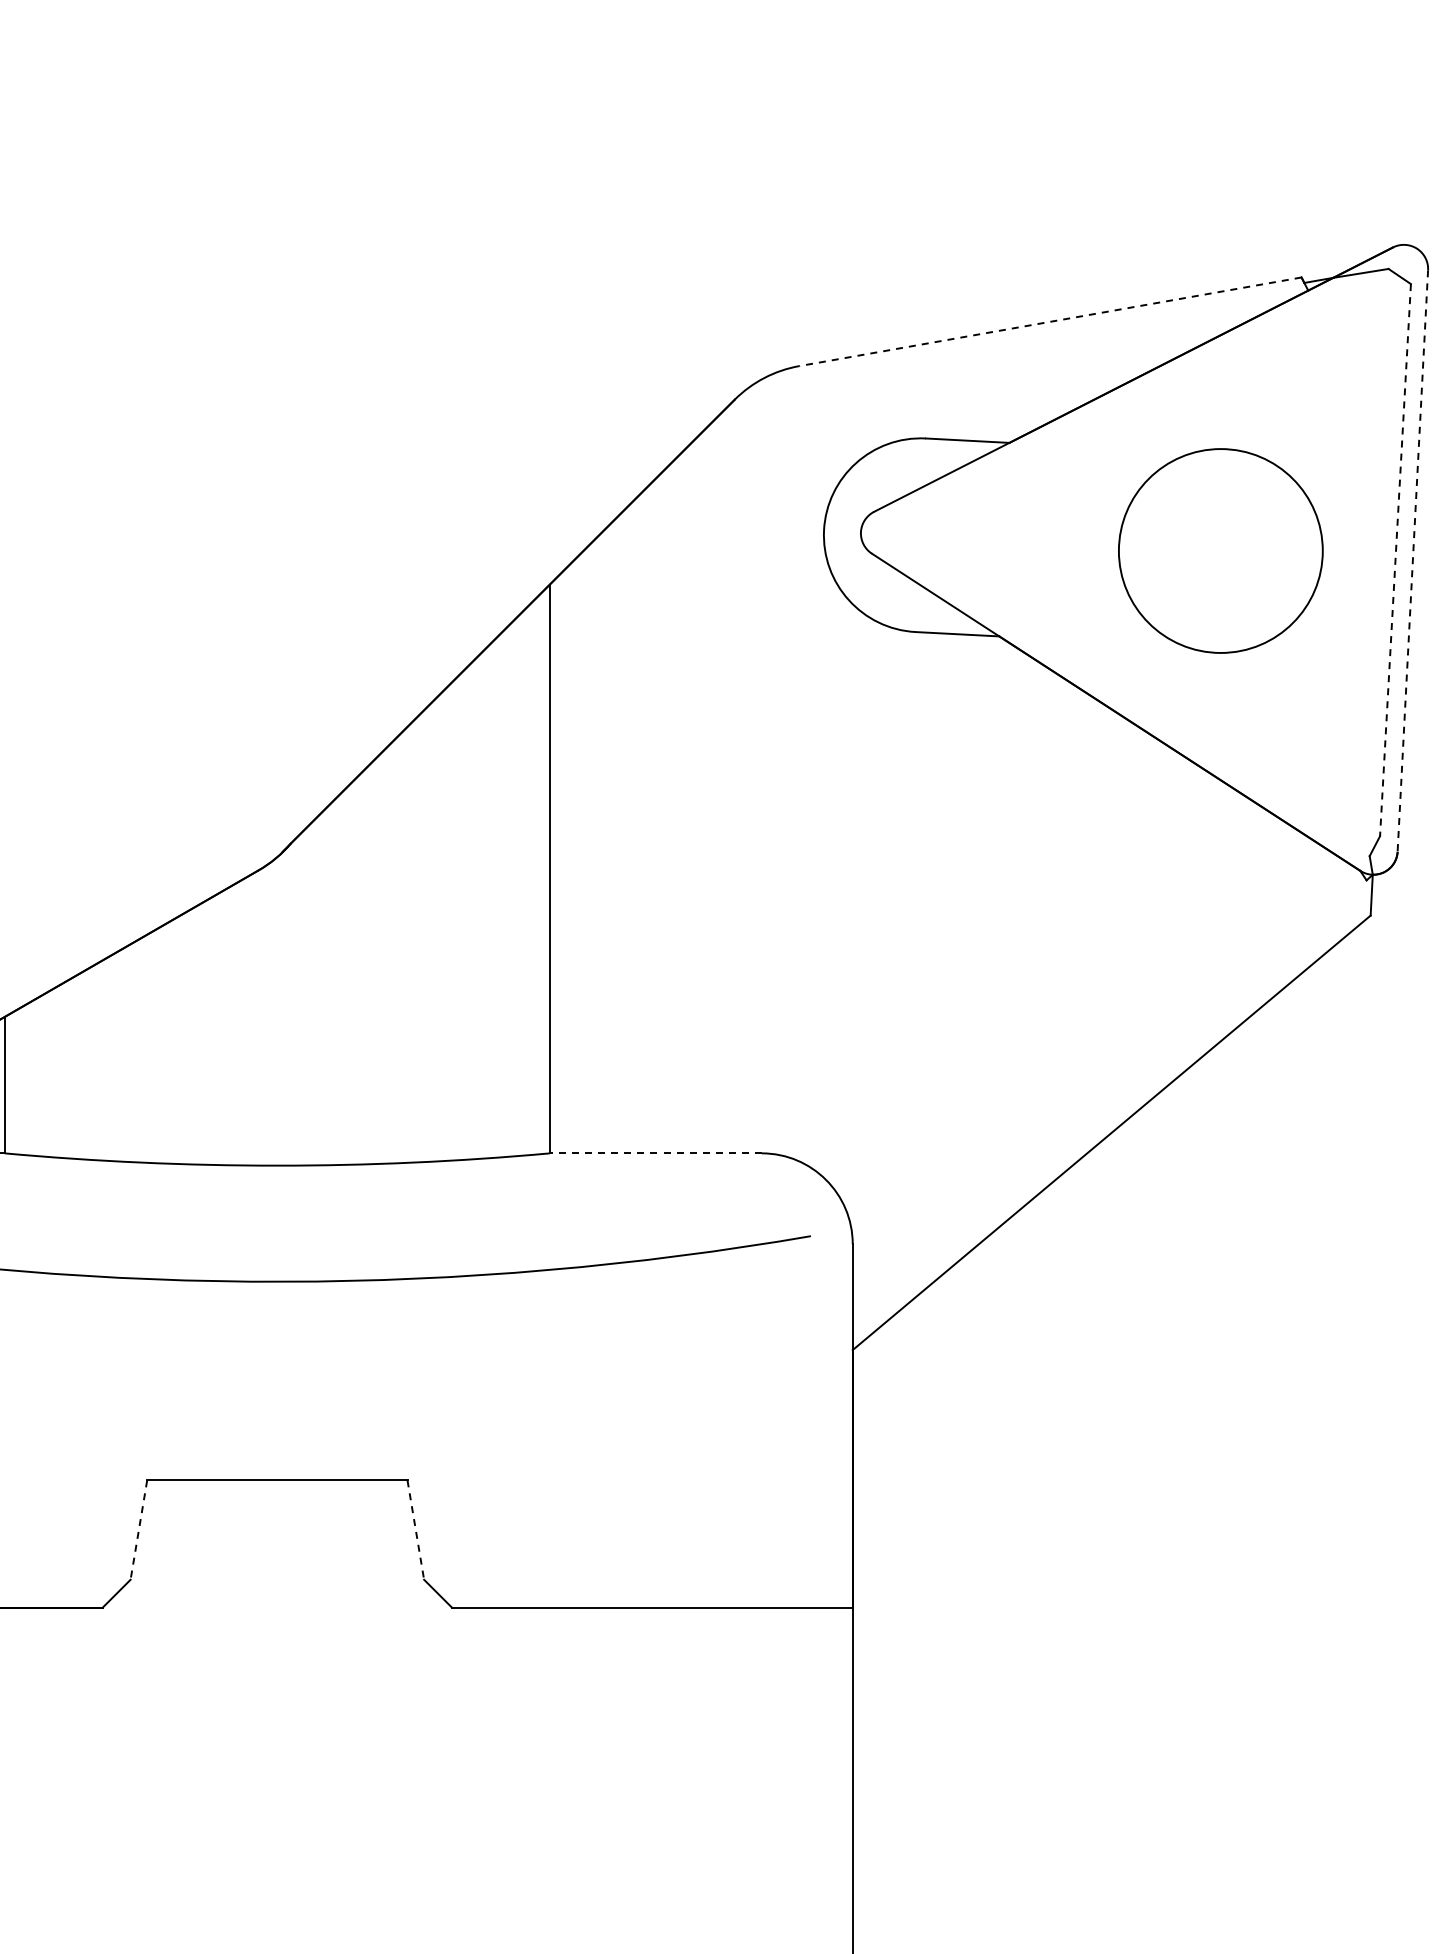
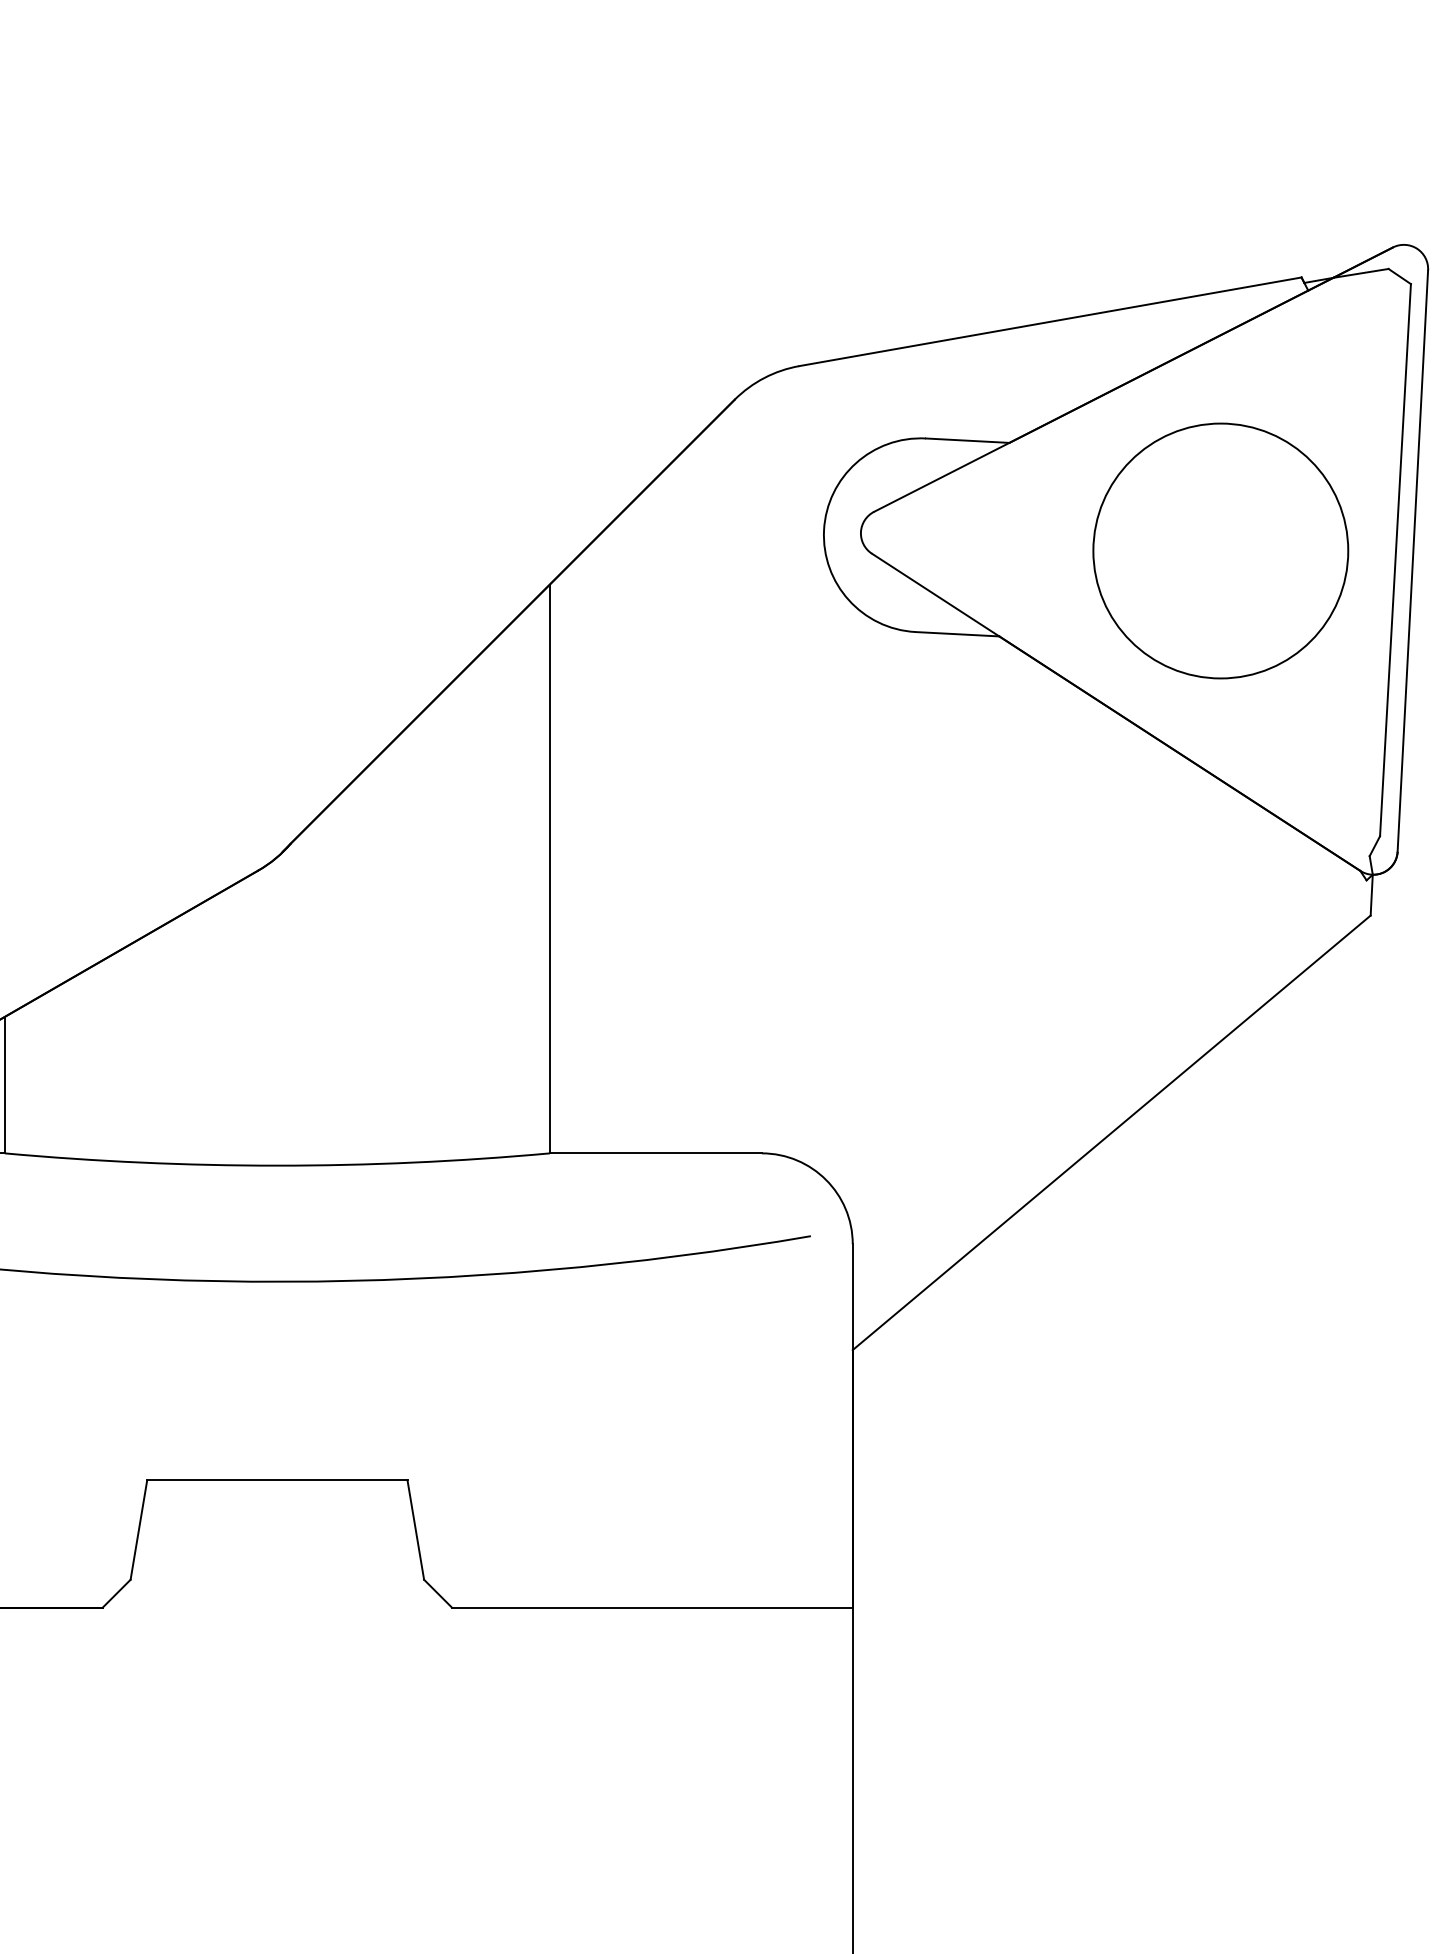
line: dashed -> solid (1050, 321)
circle size: 206x206 px -> 258x258 px (1220, 550)
line: dashed -> solid (1395, 560)
line: dashed -> solid (1412, 561)
line: dashed -> solid (655, 1153)
line: dashed -> solid (138, 1530)
line: dashed -> solid (415, 1530)
